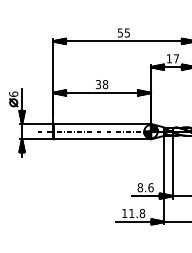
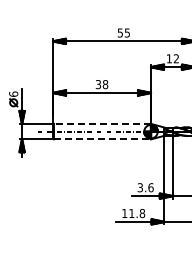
text: 17 -> 12 (175, 58)
line: solid -> dashed (102, 123)
line: solid -> dashed (103, 139)
text: 8.6 -> 3.6 (140, 187)
